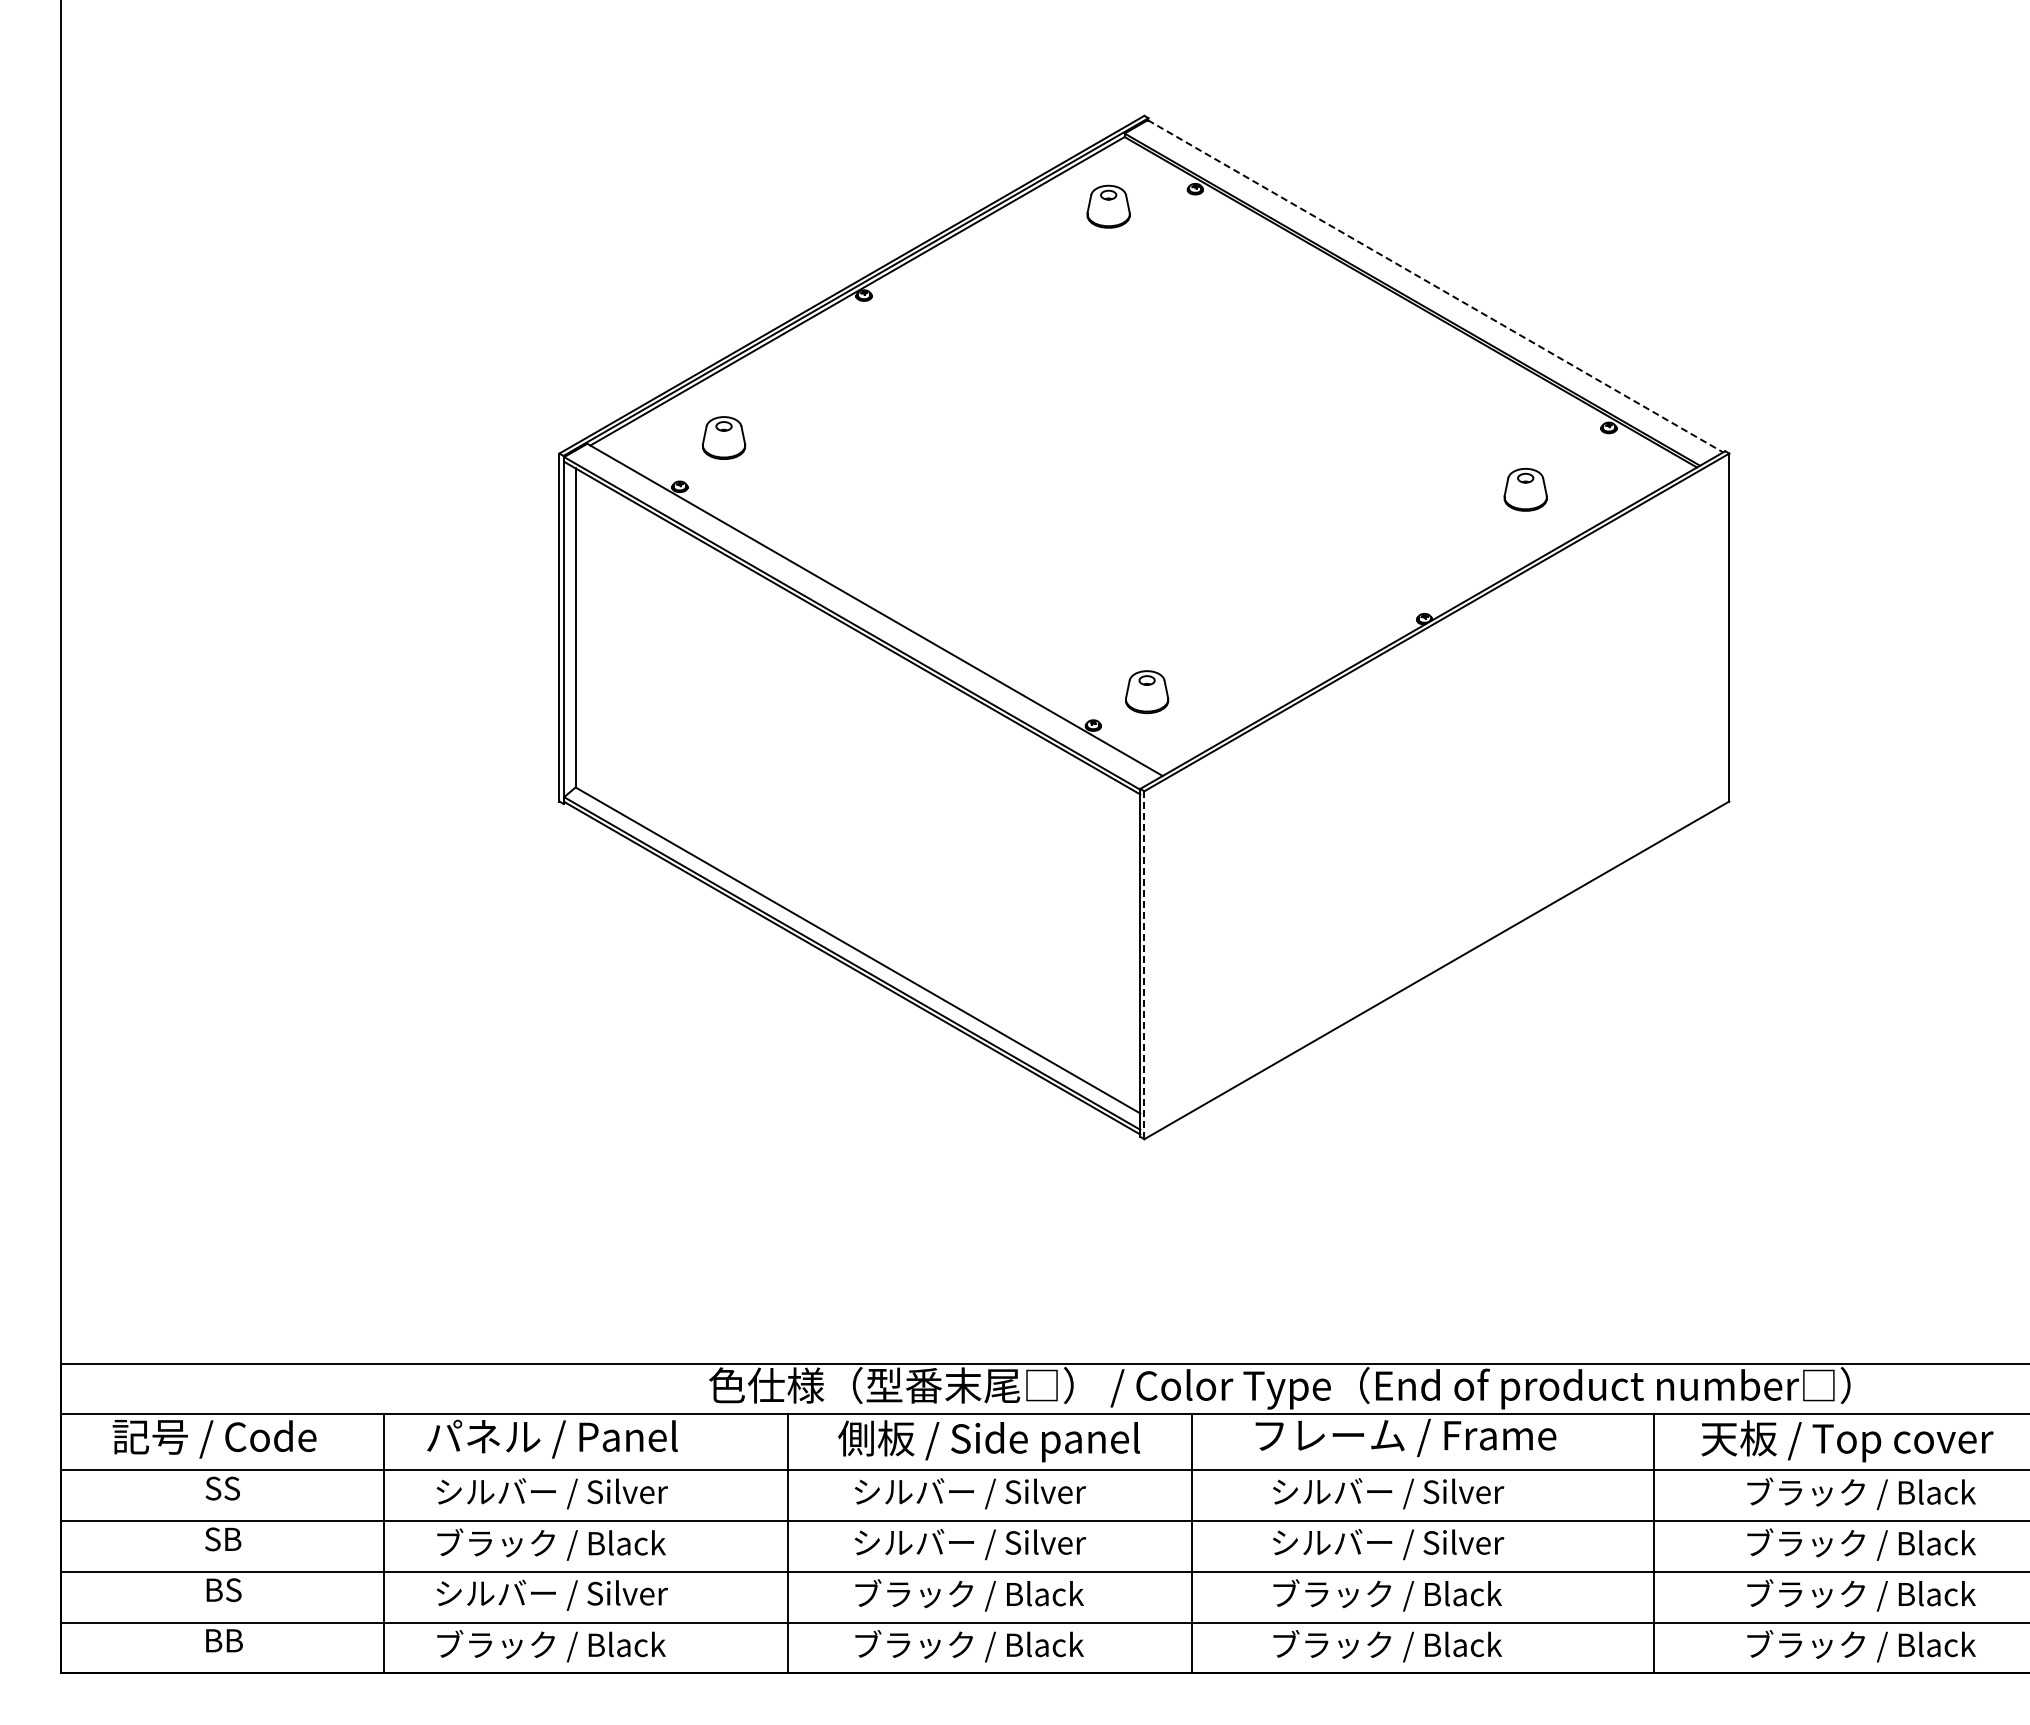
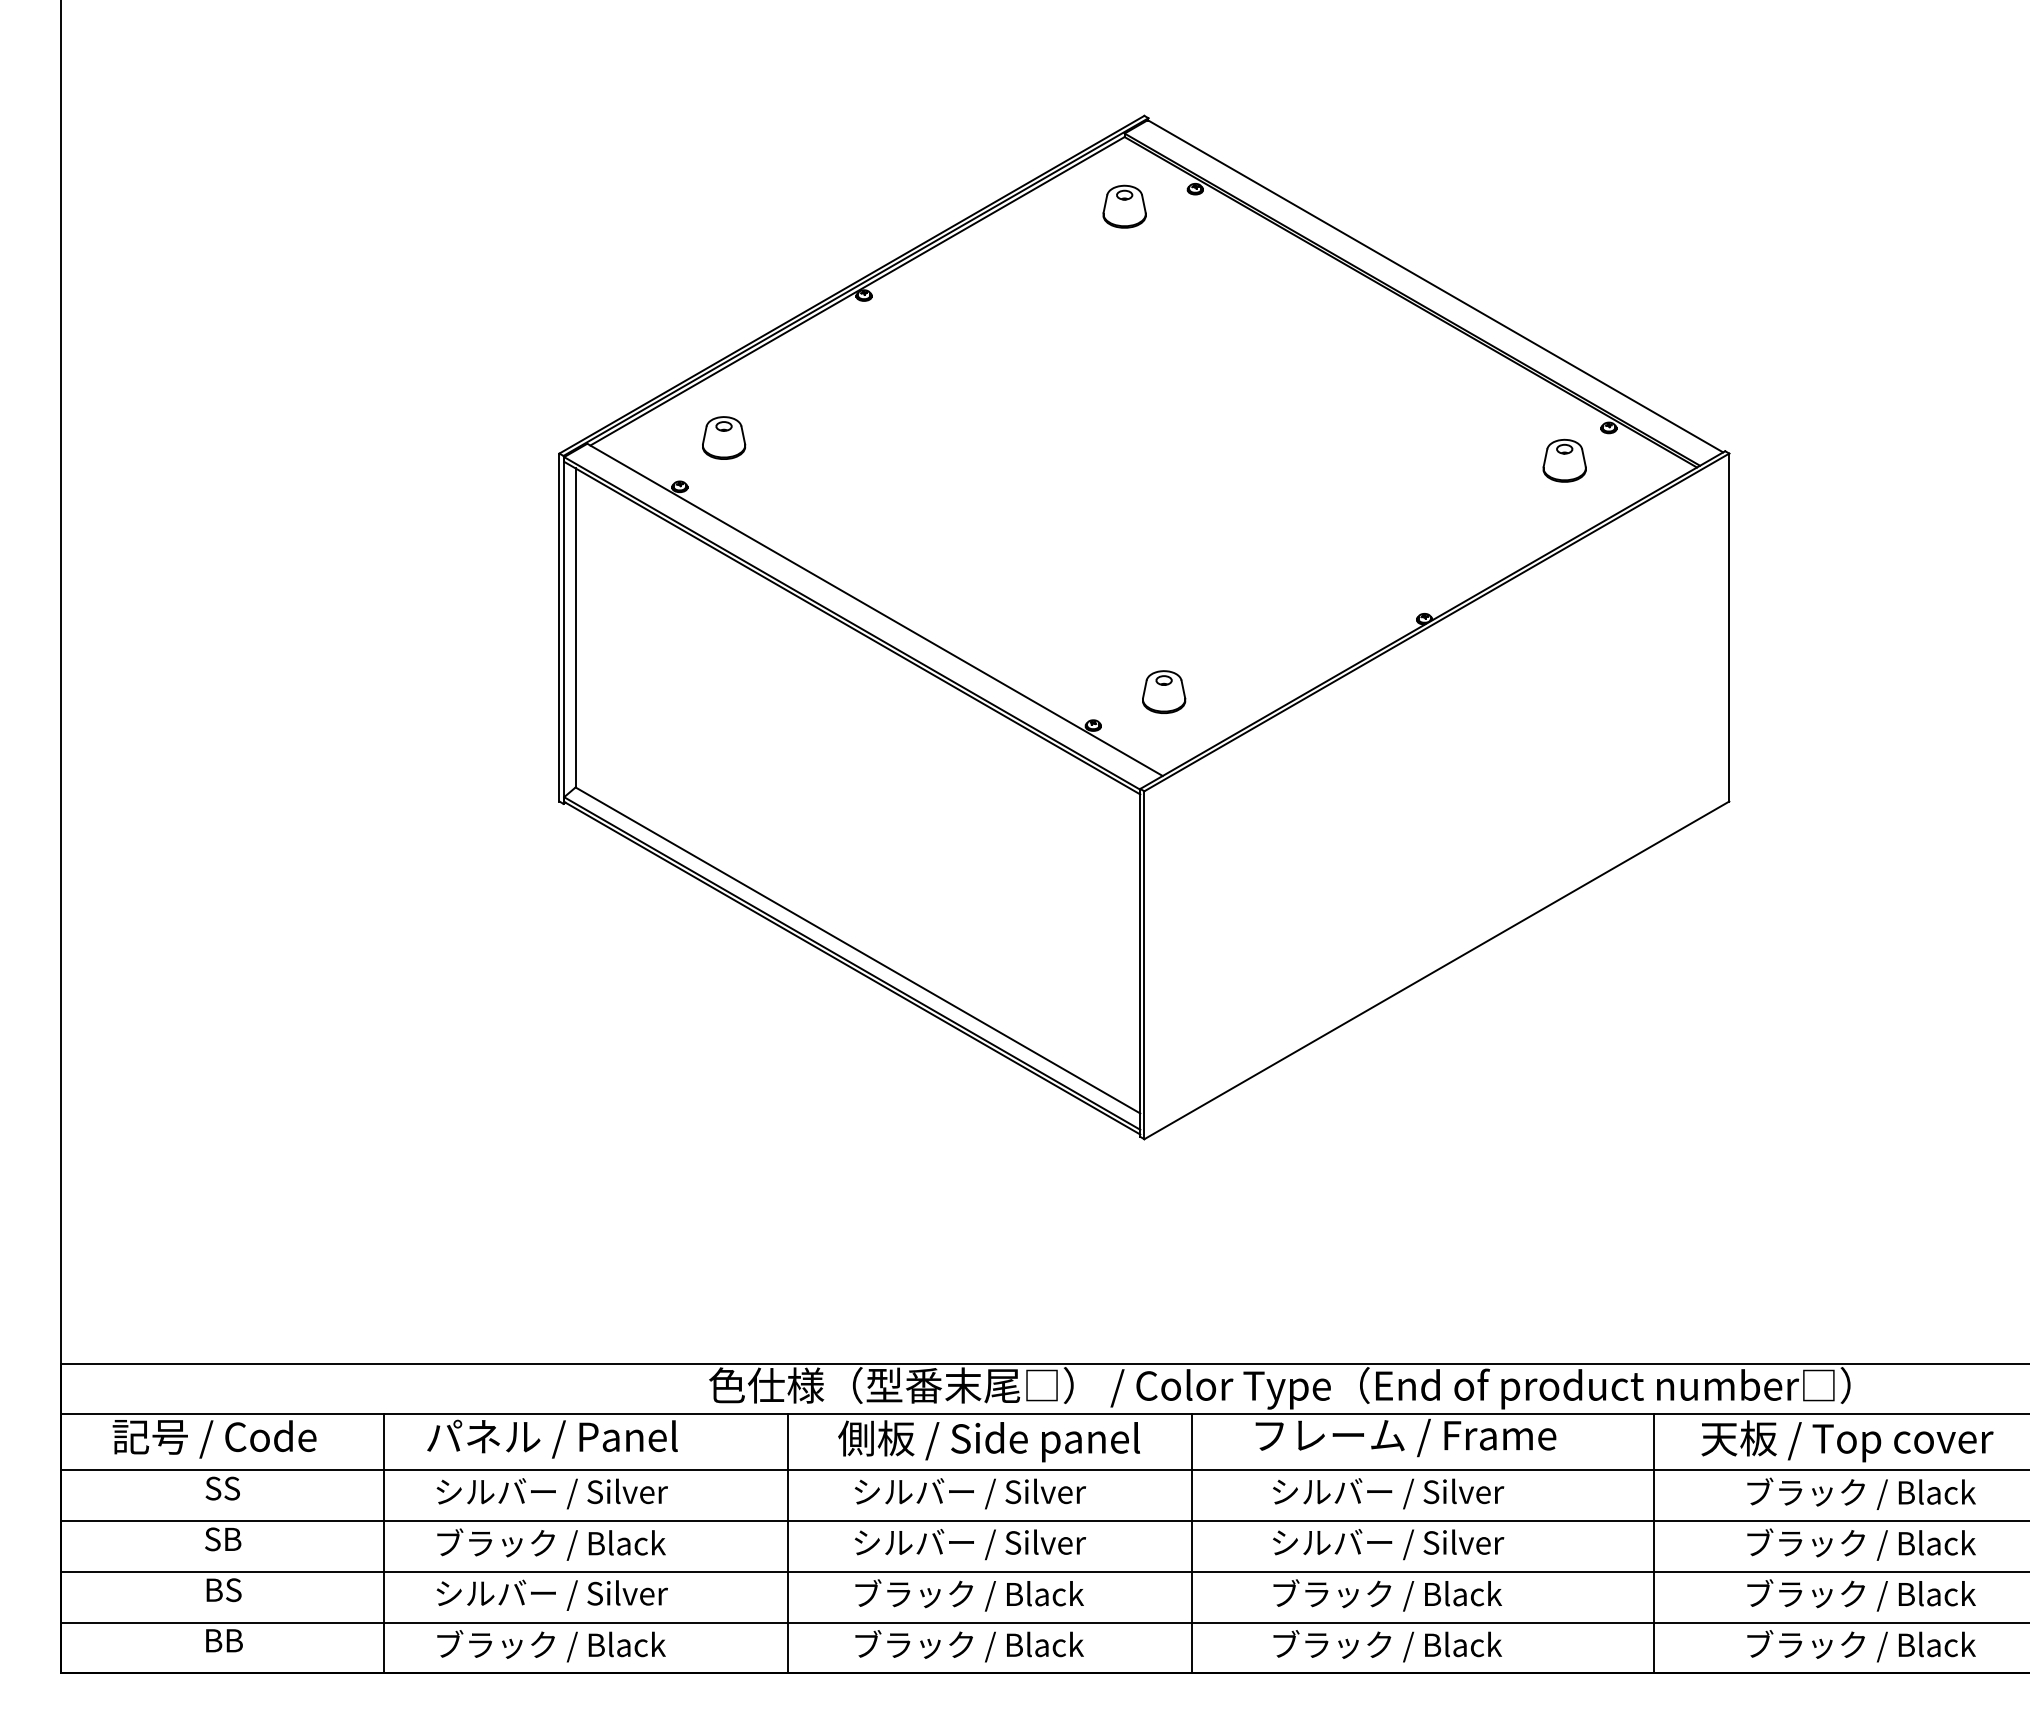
part position: (1108, 206) -> (1124, 206) (1124, 206)
line: dashed -> solid (1435, 286)
part position: (1525, 489) -> (1564, 460) (1564, 460)
part position: (1147, 691) -> (1164, 691) (1164, 691)
line: dashed -> solid (1144, 965)
